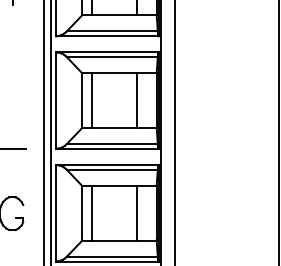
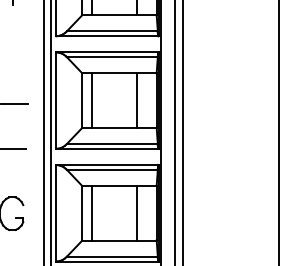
line: none -> present (15, 103)
line: none -> present (182, 132)
